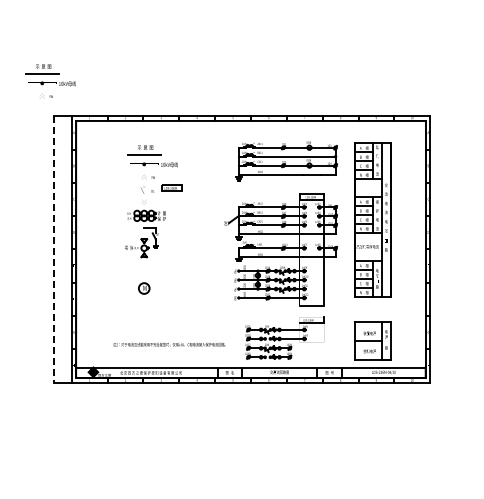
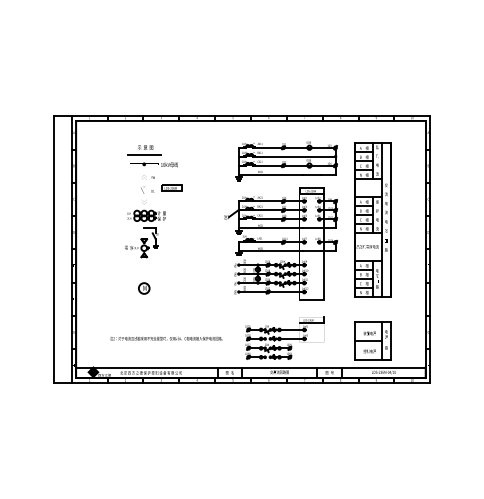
part: present -> none (50, 81)
line: dashed -> solid (53, 249)
part position: (280, 249) -> (280, 243) (280, 243)
text position: (169, 344) -> (166, 338) (166, 338)
